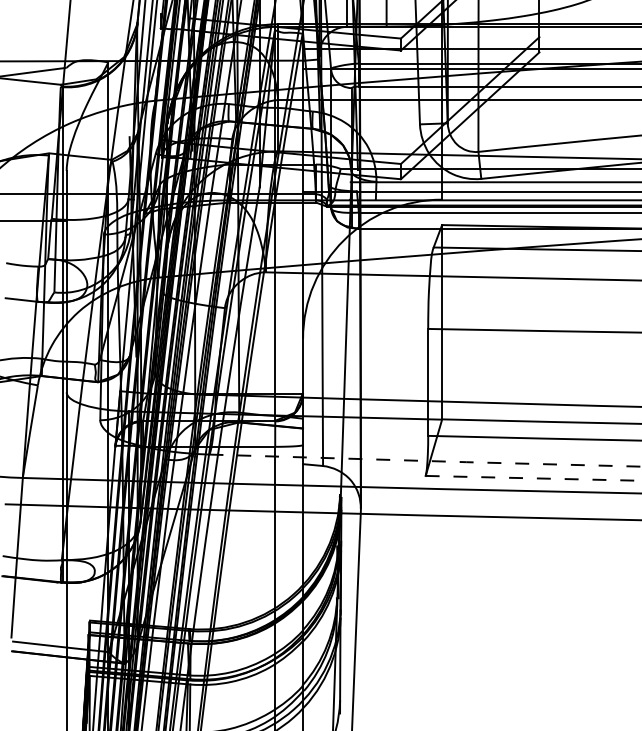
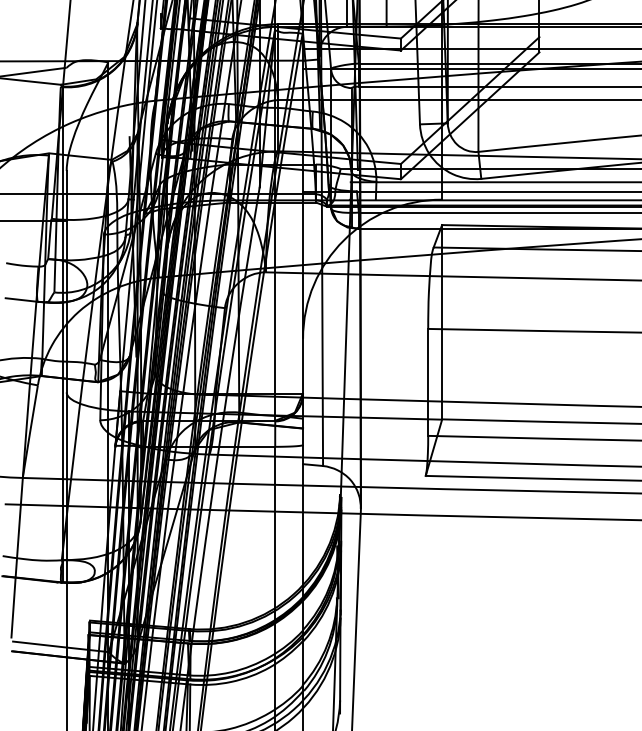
arc: dashed -> solid (426, 461)
arc: dashed -> solid (534, 478)
